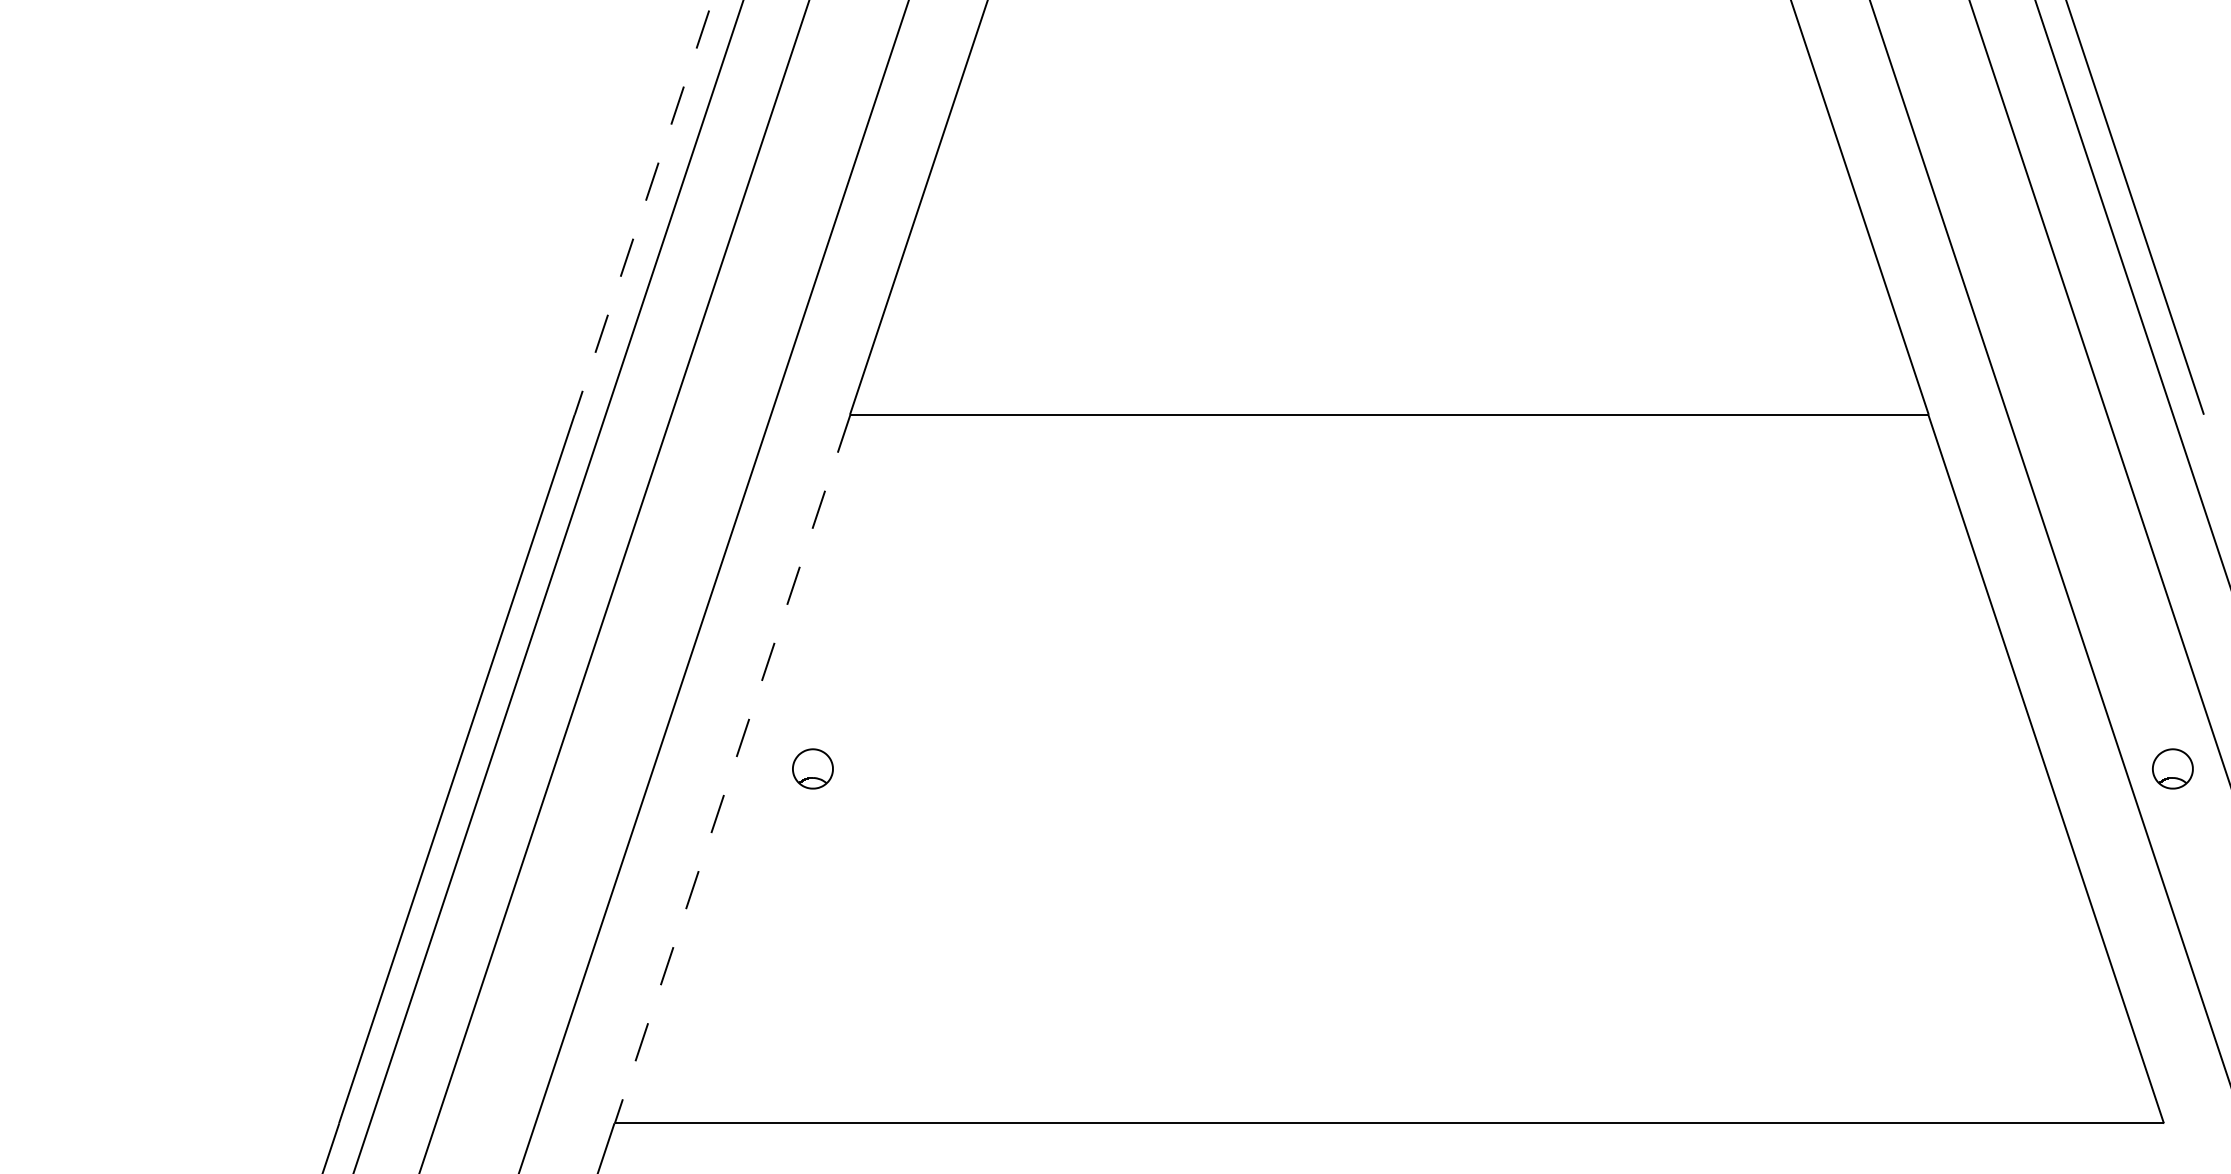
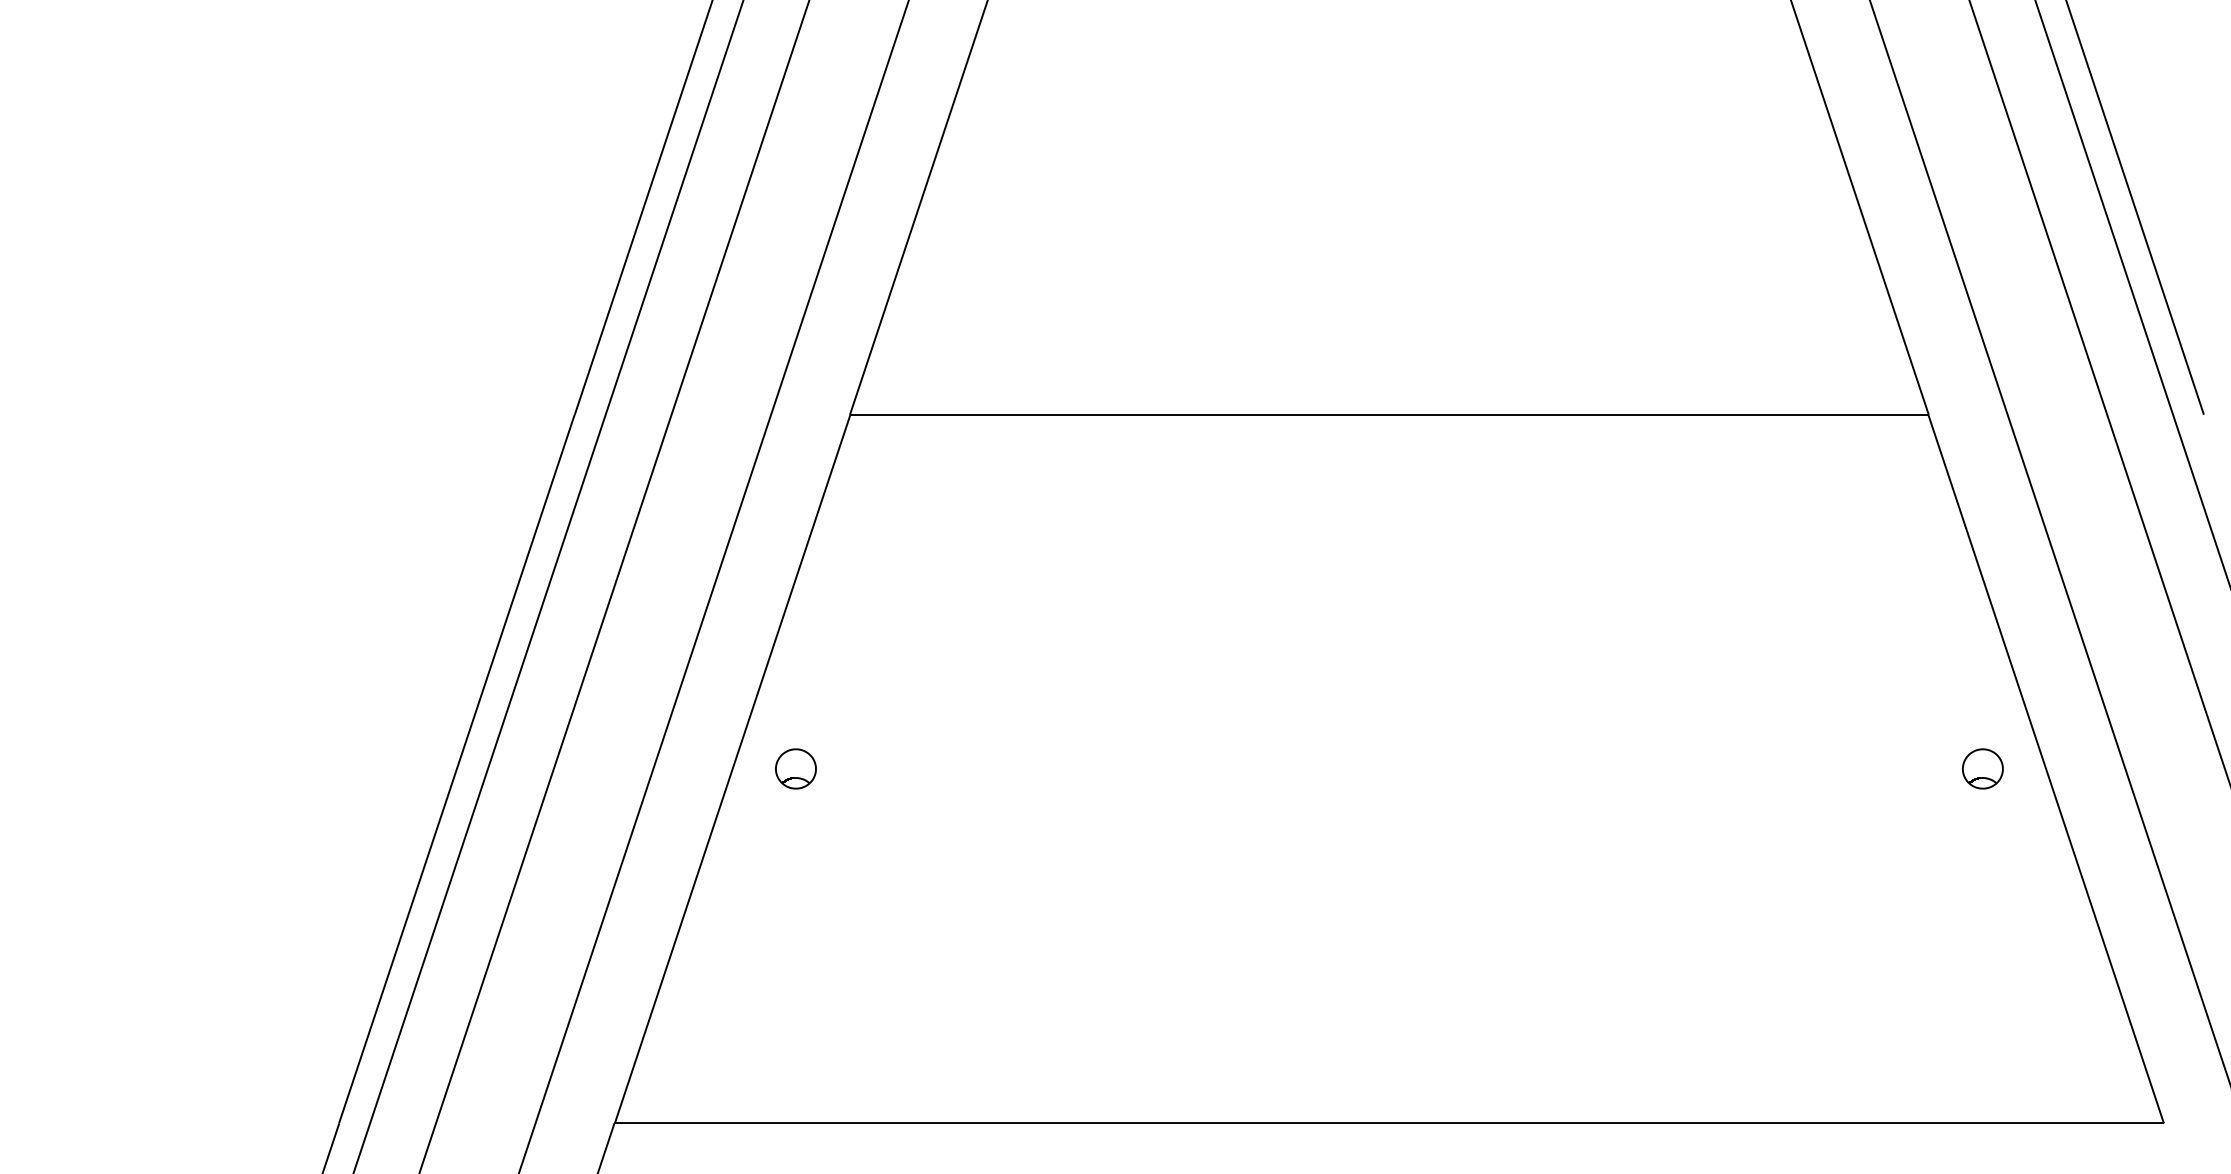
line: dashed -> solid (643, 207)
part position: (812, 768) -> (795, 768) (795, 768)
part position: (2172, 768) -> (1982, 768) (1982, 768)
line: dashed -> solid (732, 769)
